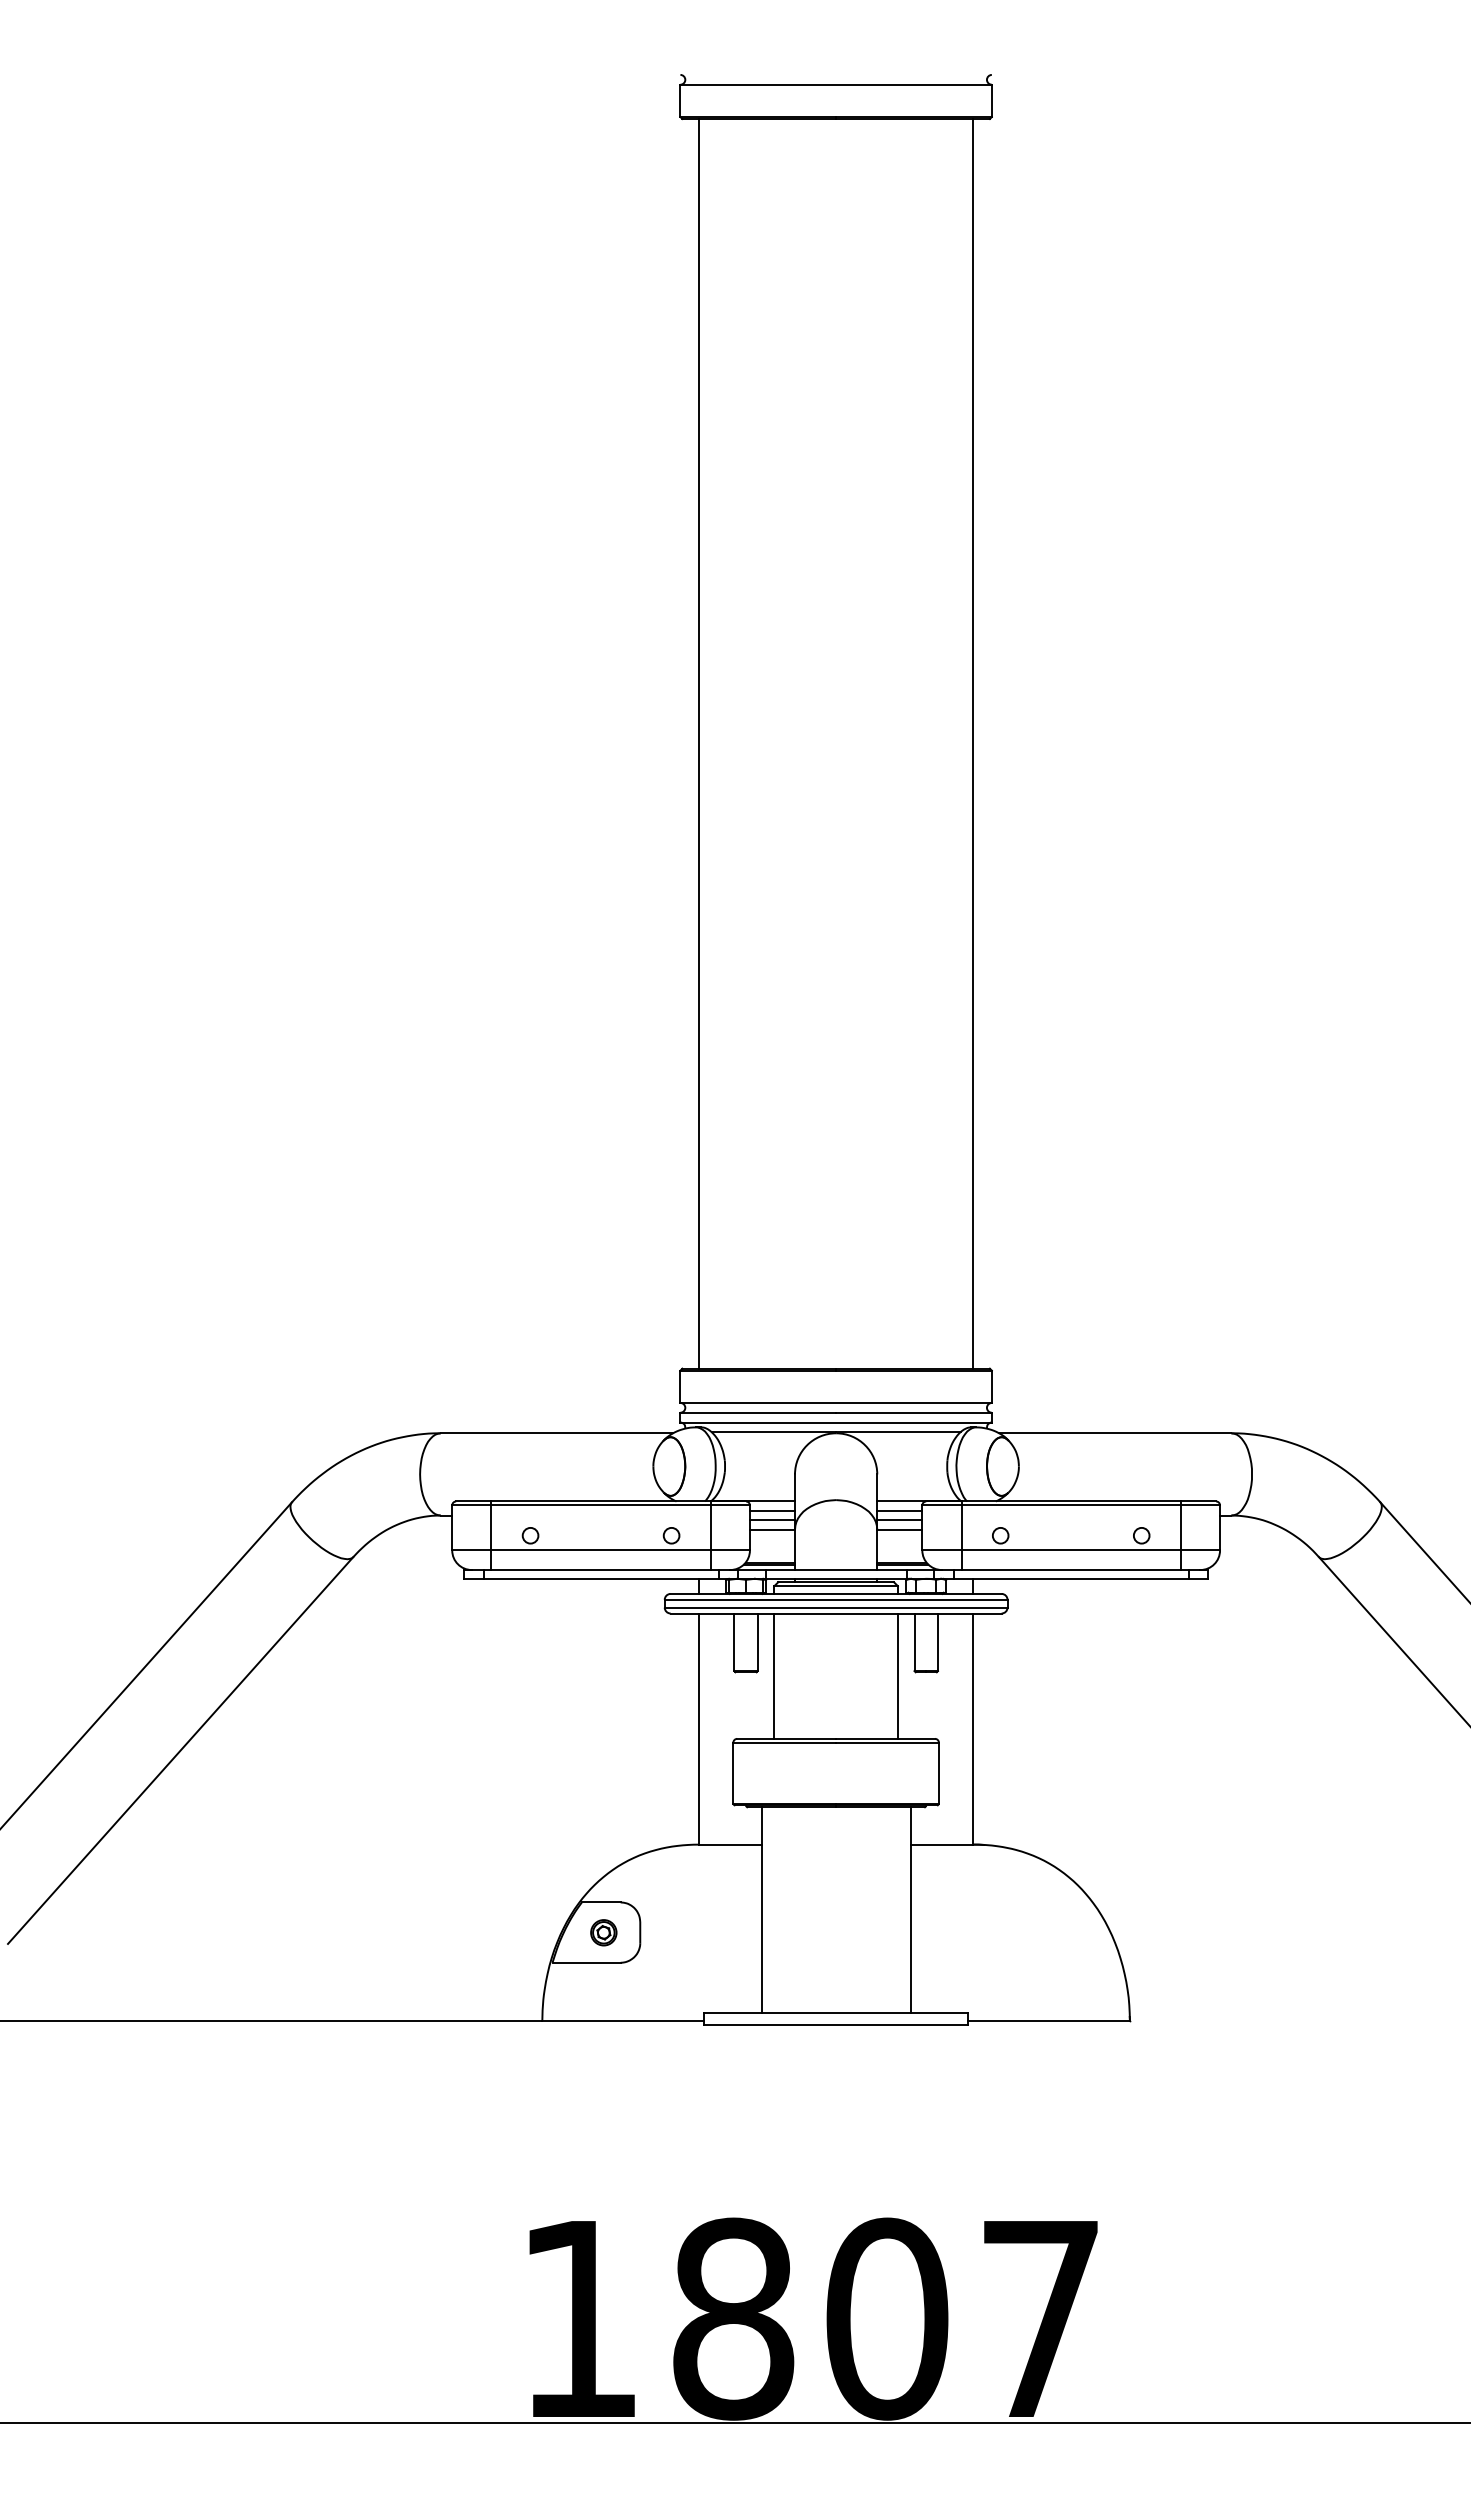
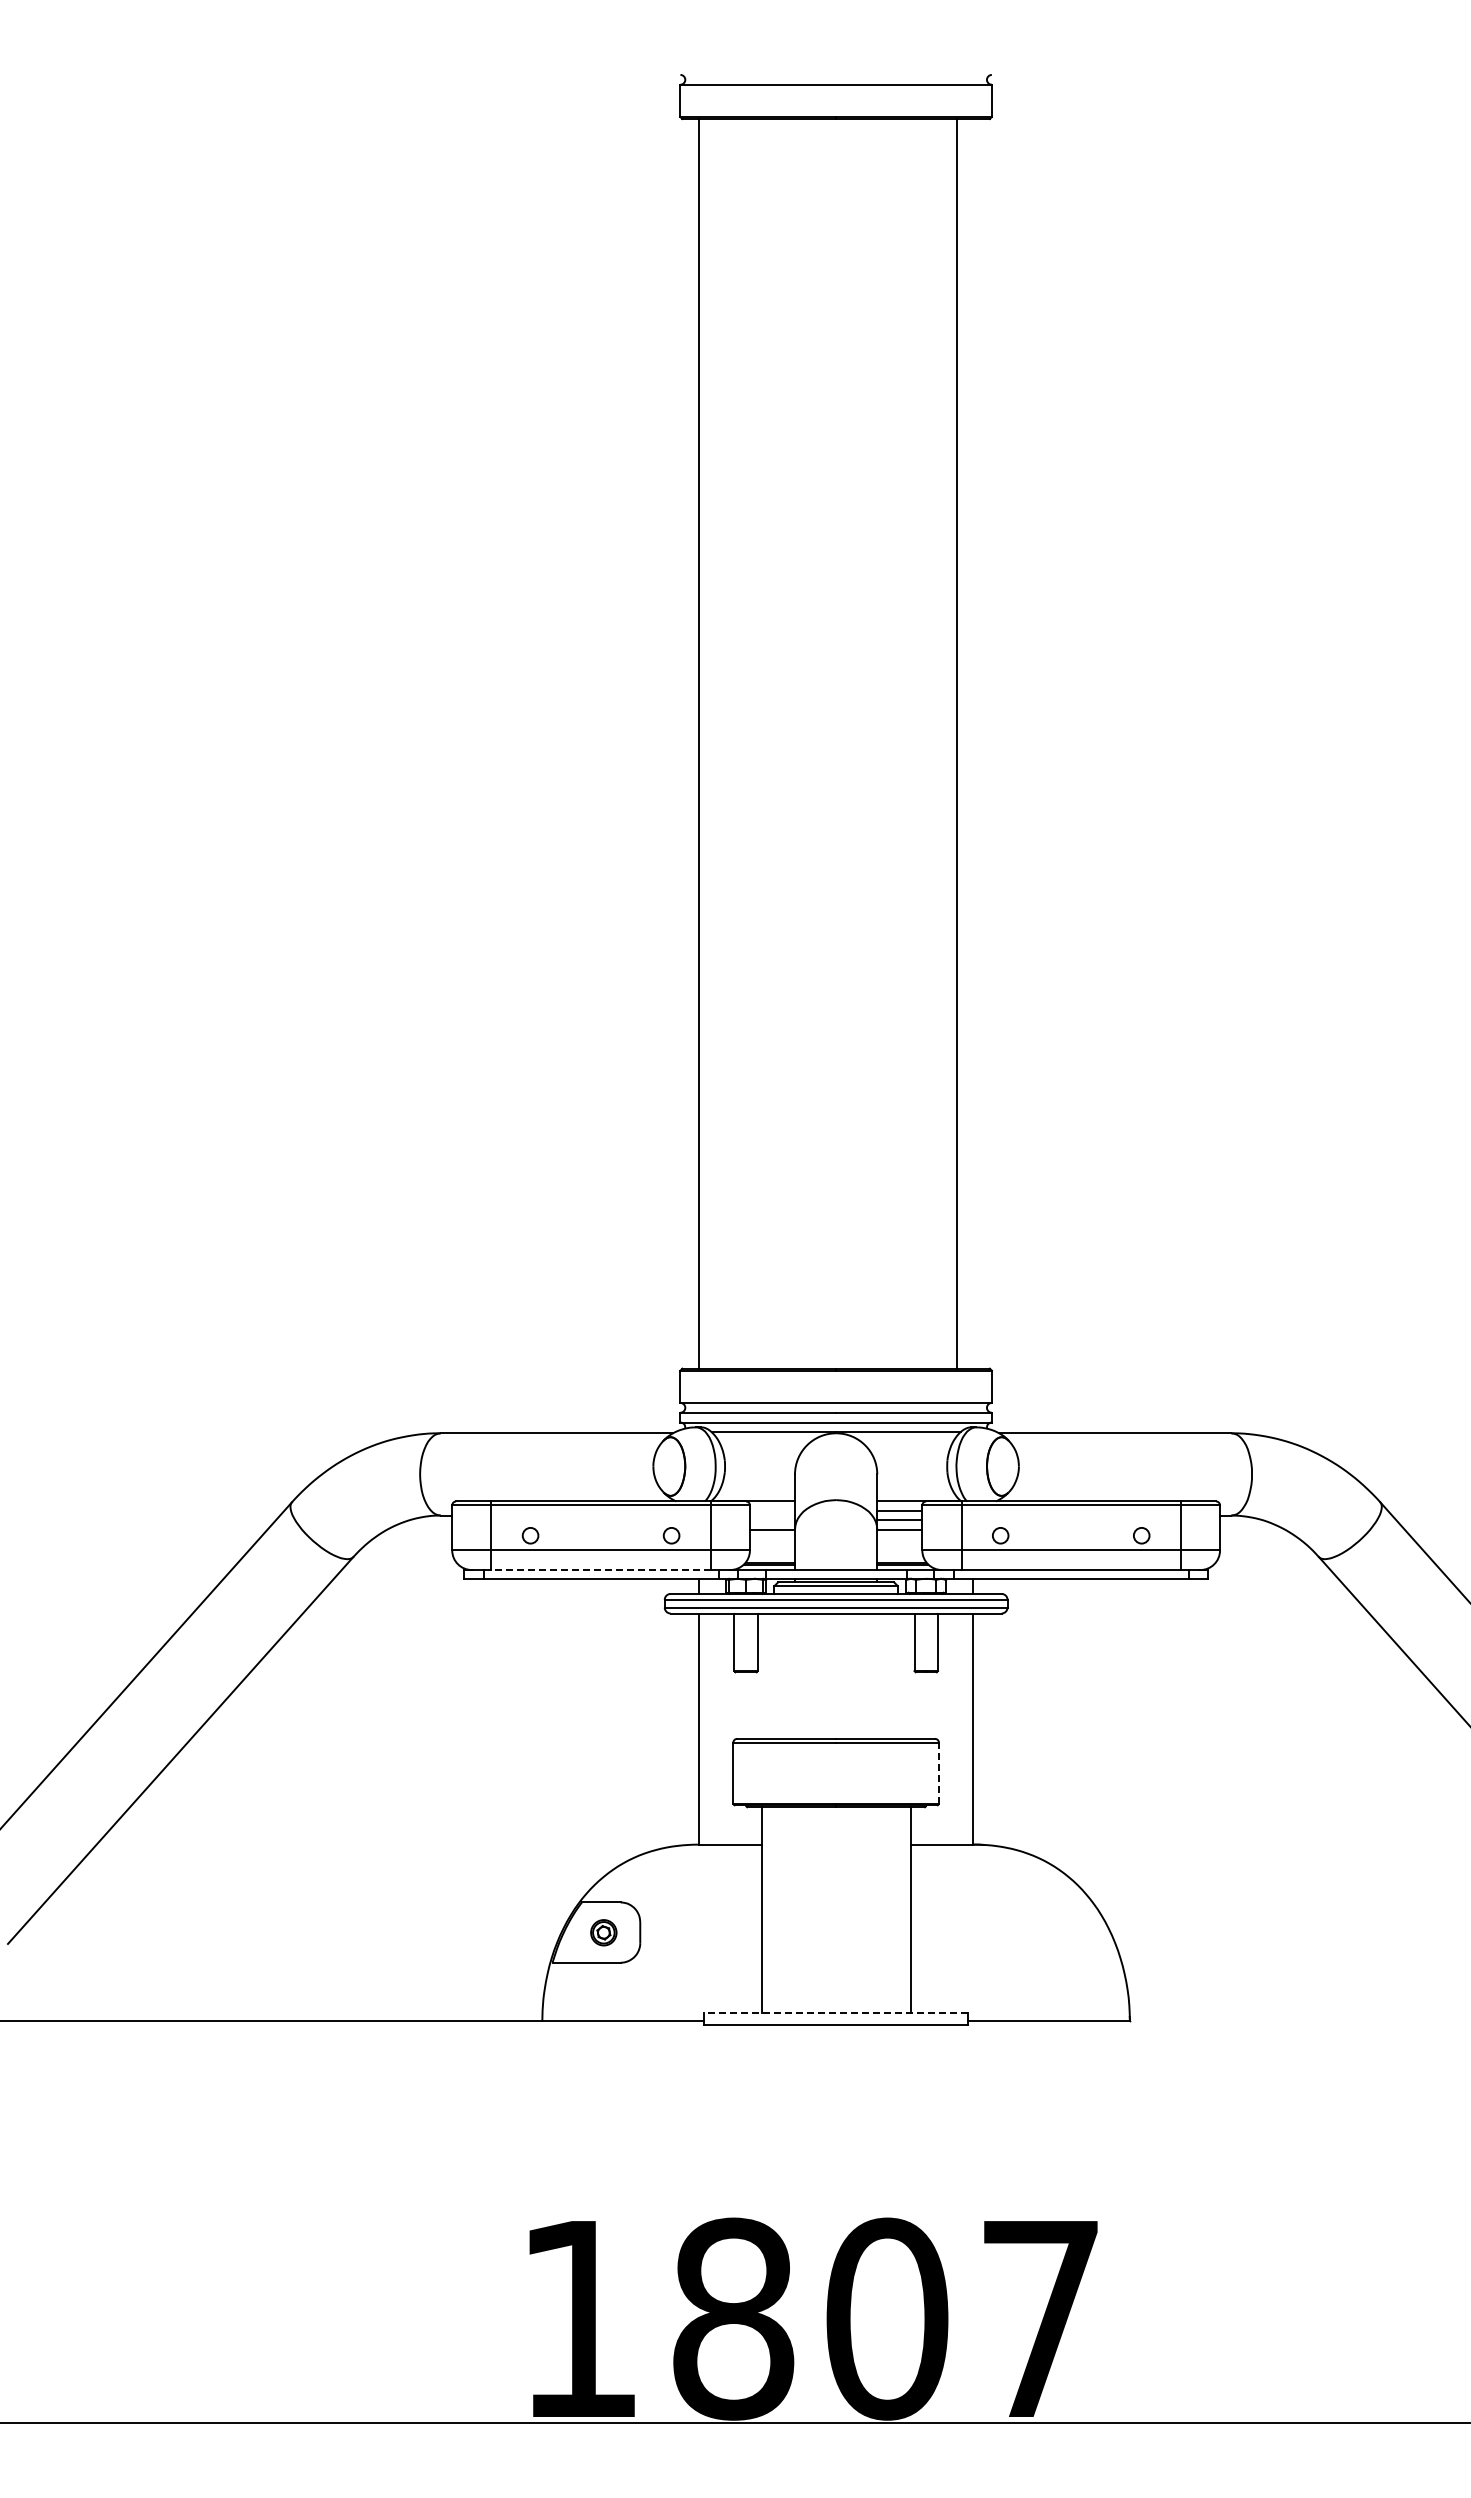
line position: (973, 743) -> (957, 743) (957, 743)
line: present -> none (772, 1510)
line: present -> none (772, 1520)
line: solid -> dashed (601, 1570)
line: present -> none (774, 1675)
line: present -> none (897, 1675)
line: solid -> dashed (938, 1772)
line: solid -> dashed (835, 2013)
